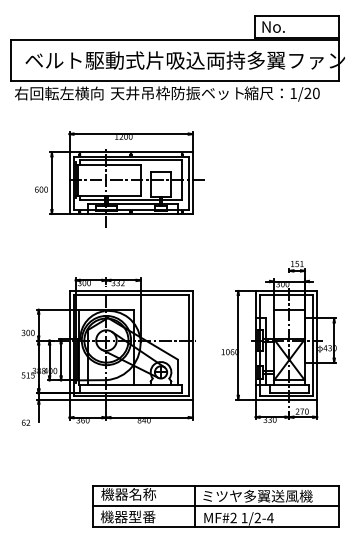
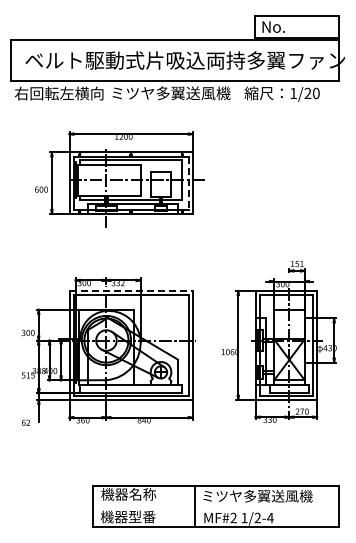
text: 天井吊枠防振ベット -> ミツヤ多翼送風機 (177, 93)
line: solid -> dashed (188, 183)
line: solid -> dashed (131, 290)
line: present -> none (215, 506)
